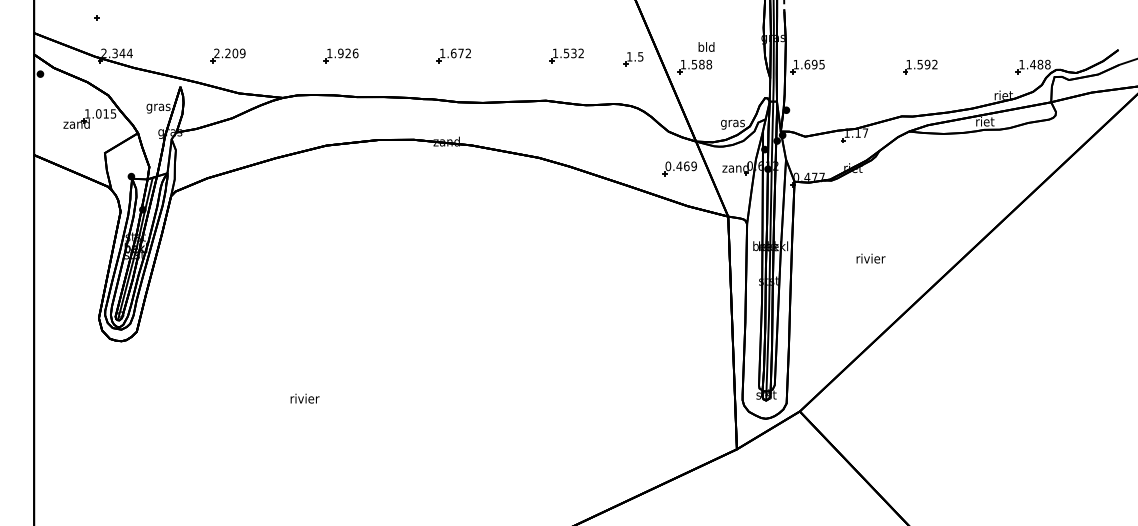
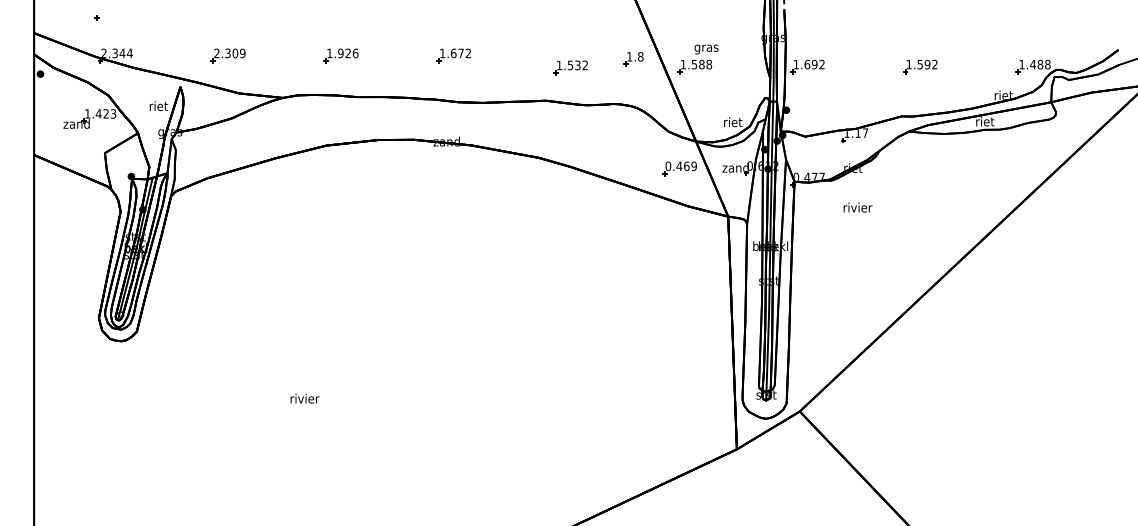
text: bld -> gras (706, 48)
text: 2.209 -> 2.309 (227, 53)
part position: (566, 55) -> (570, 67) (570, 67)
text: 1.5 -> 1.8 (640, 56)
text: 1.695 -> 1.692 (821, 64)
text: gras -> riet (158, 107)
text: 1.015 -> 1.423 (105, 113)
text: gras -> riet (732, 123)
text position: (870, 258) -> (857, 207) (857, 207)
